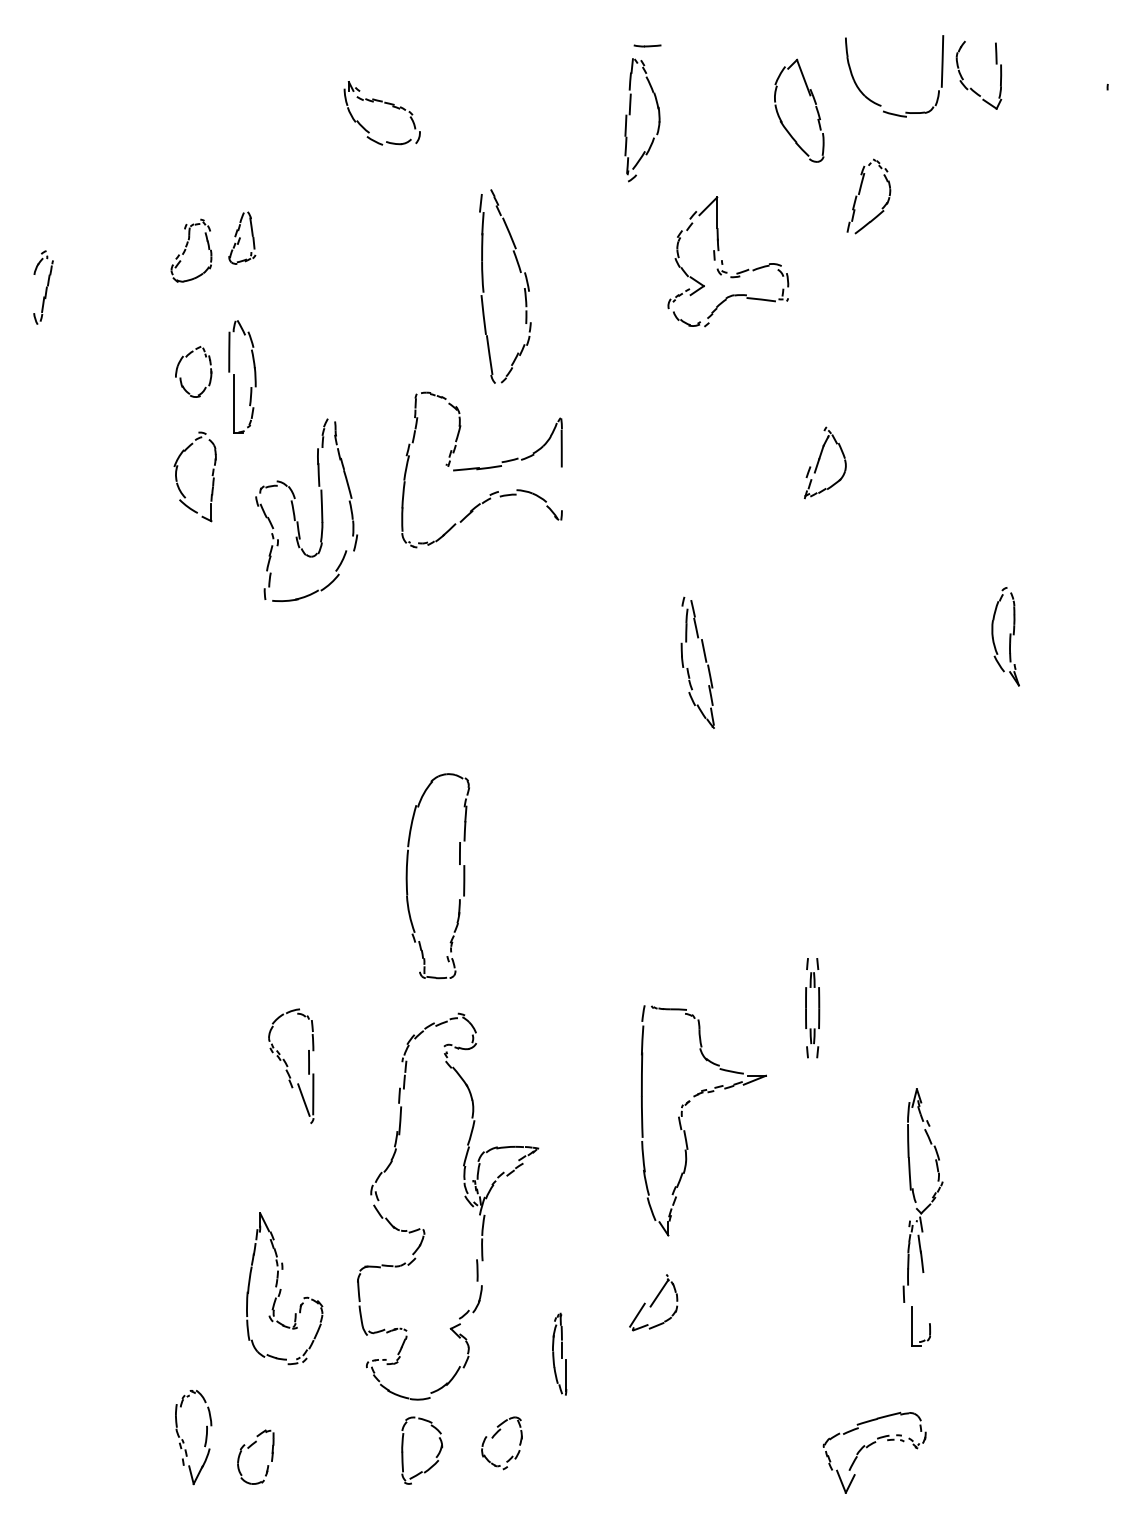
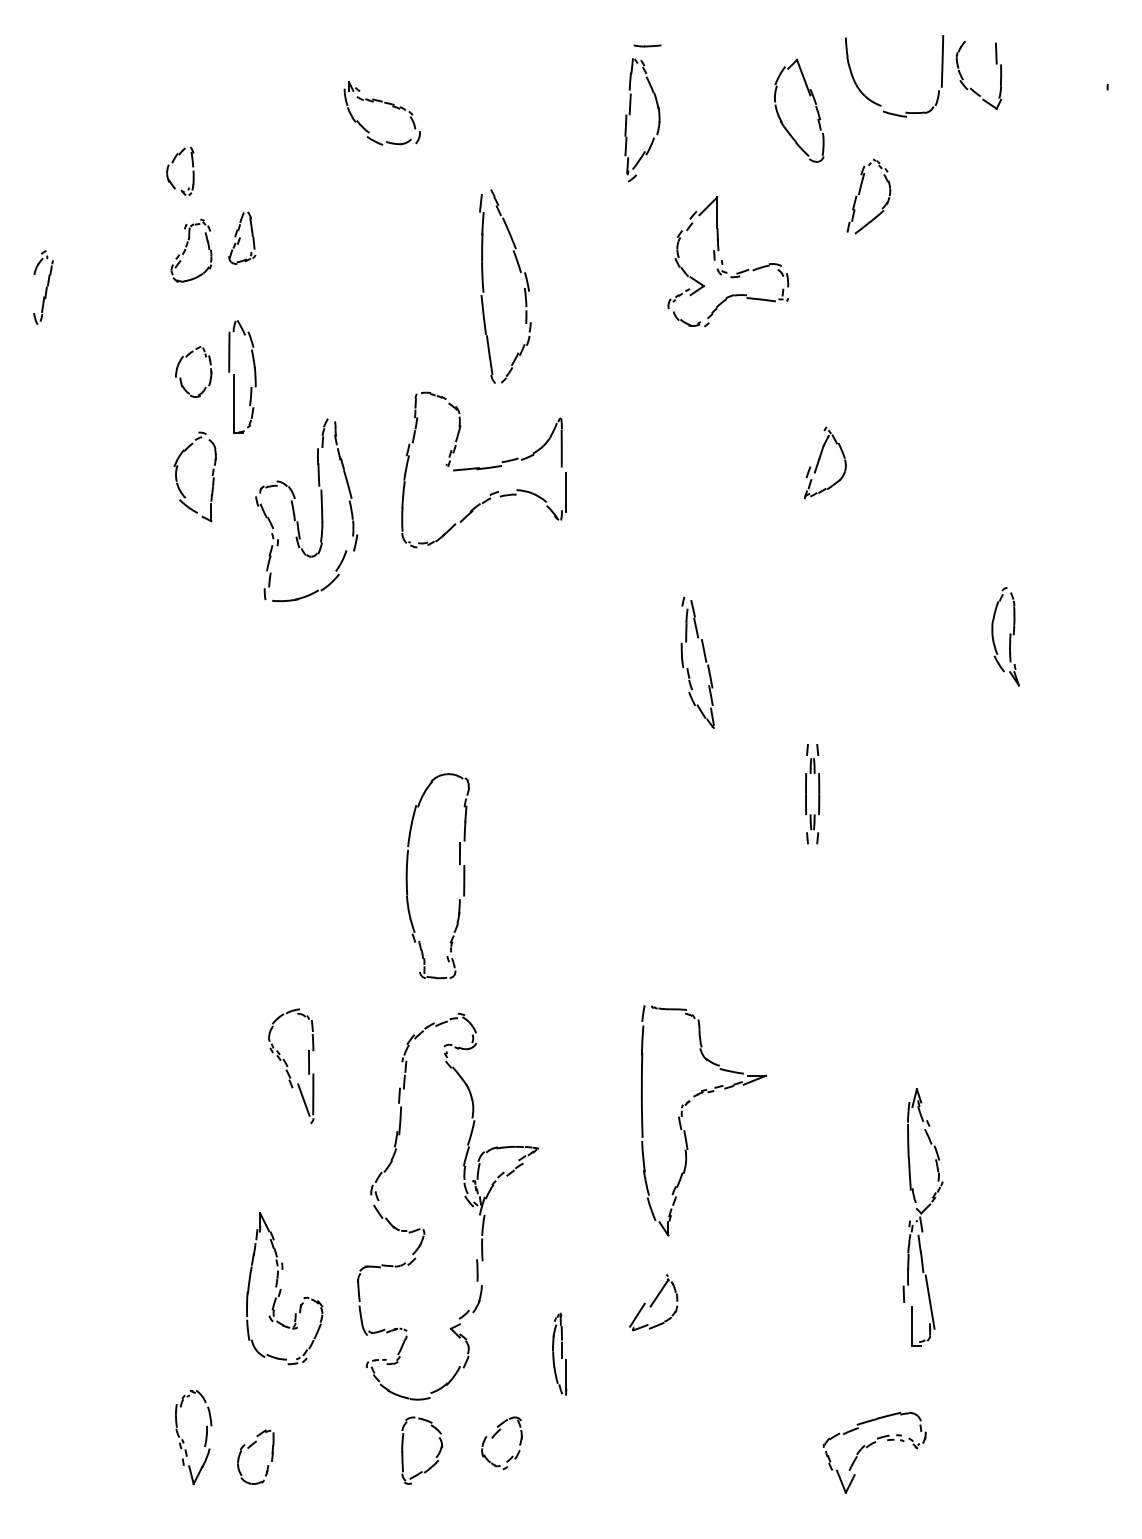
part: none -> present (173, 162)
line: none -> present (566, 492)
part position: (812, 1008) -> (812, 794) (812, 794)
line: none -> present (929, 1301)
